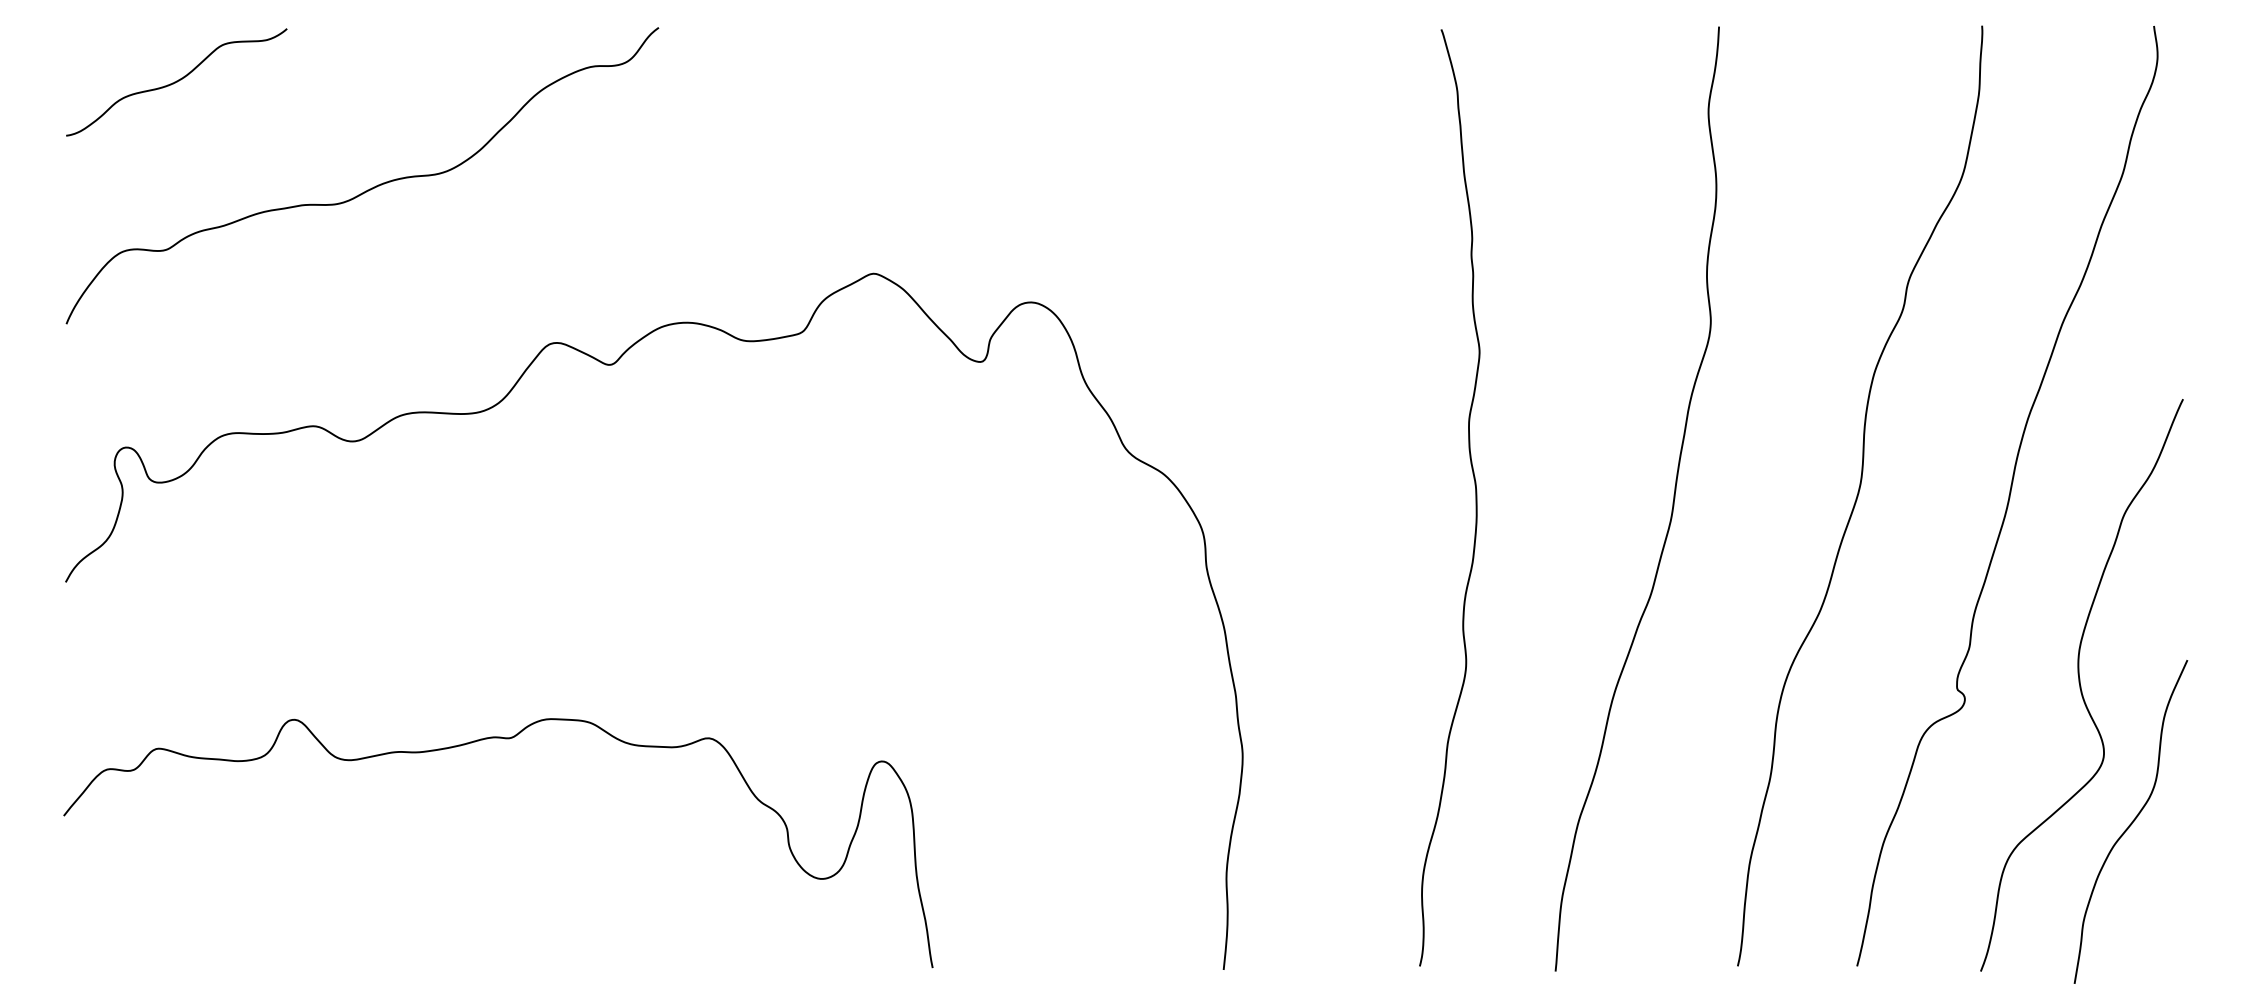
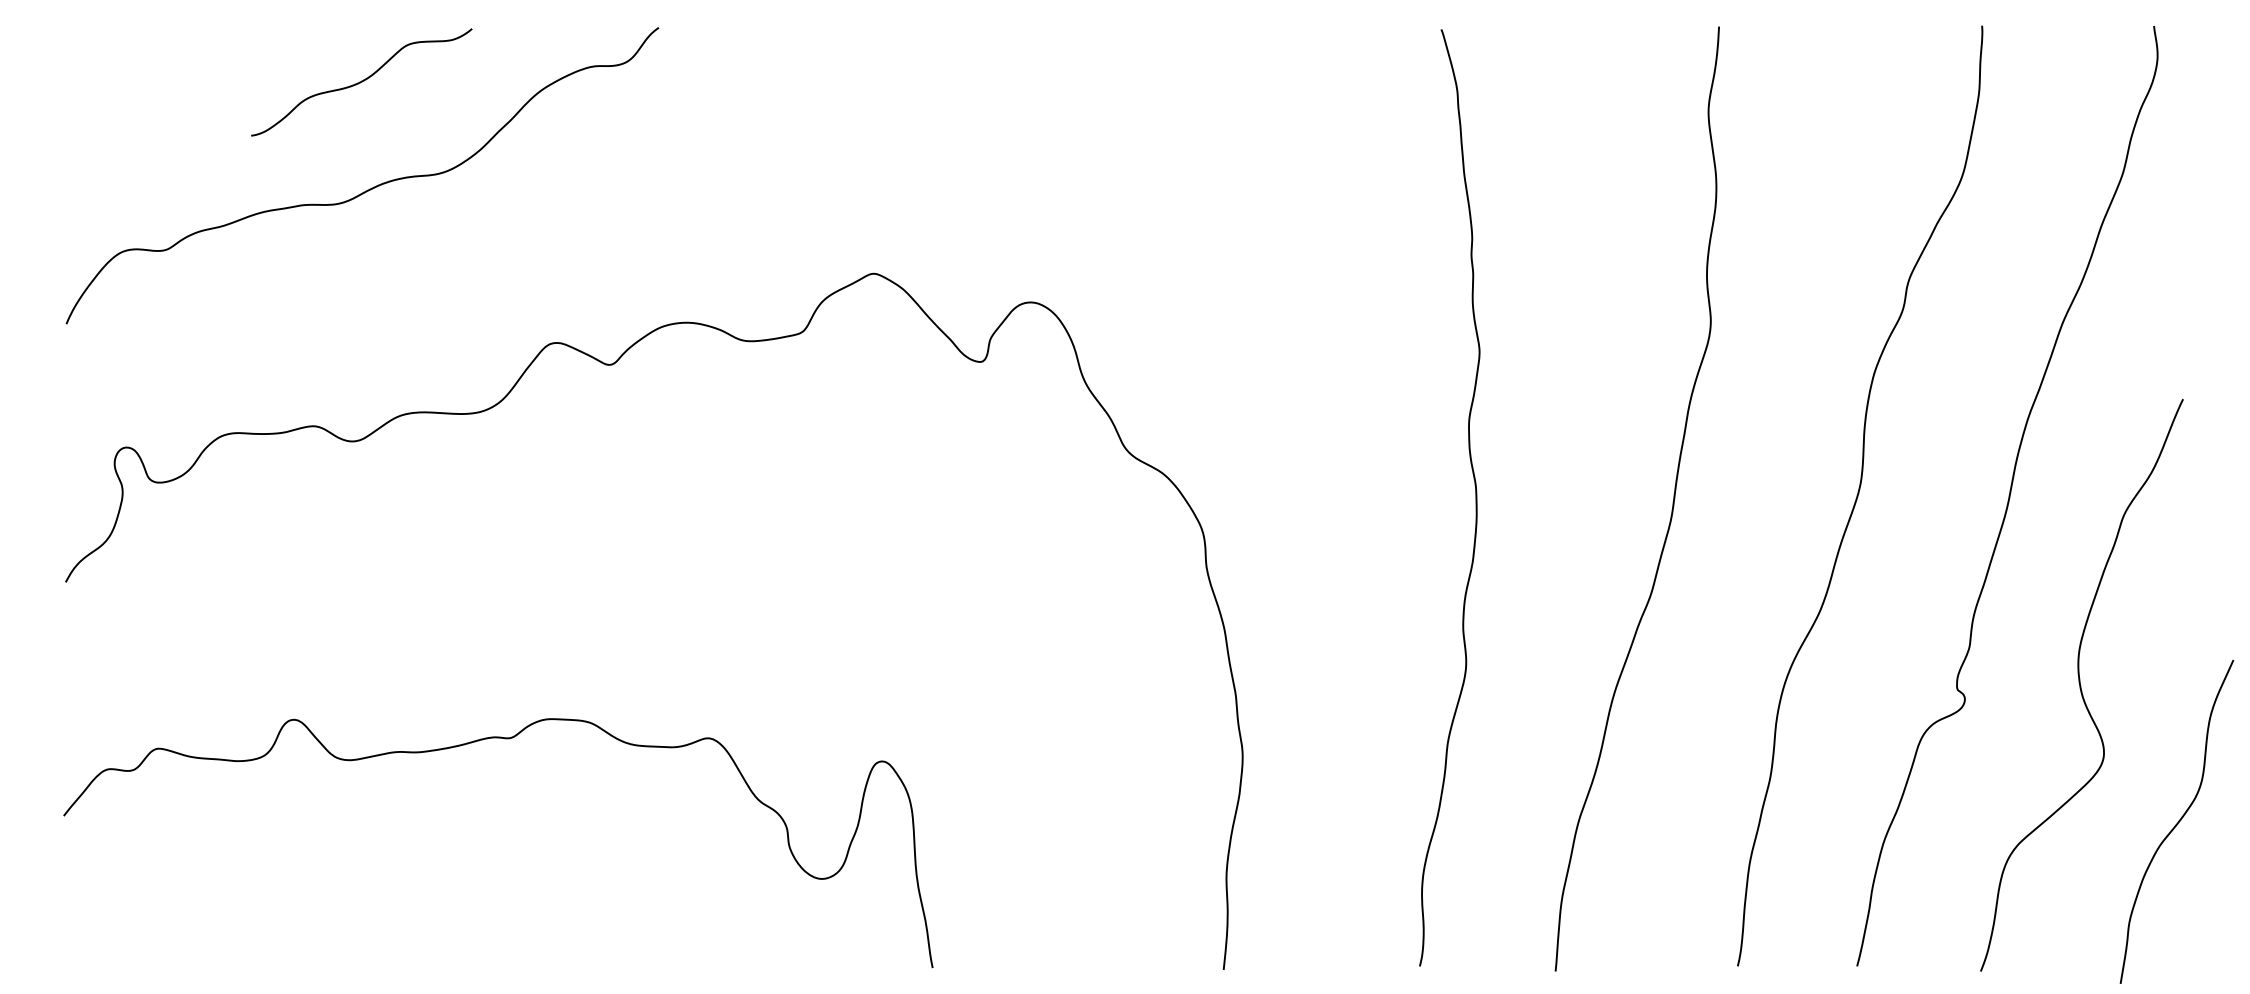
curve position: (176, 82) -> (361, 82) (361, 82)
curve position: (2131, 822) -> (2177, 822) (2177, 822)
